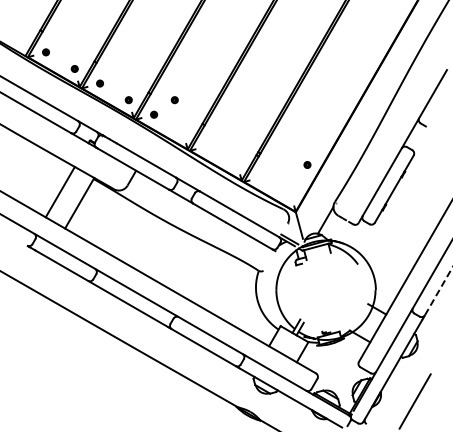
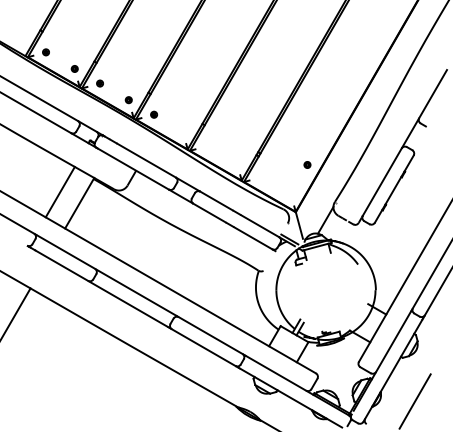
part: present -> none (174, 100)
line: dashed -> solid (438, 291)
line: none -> present (16, 312)
